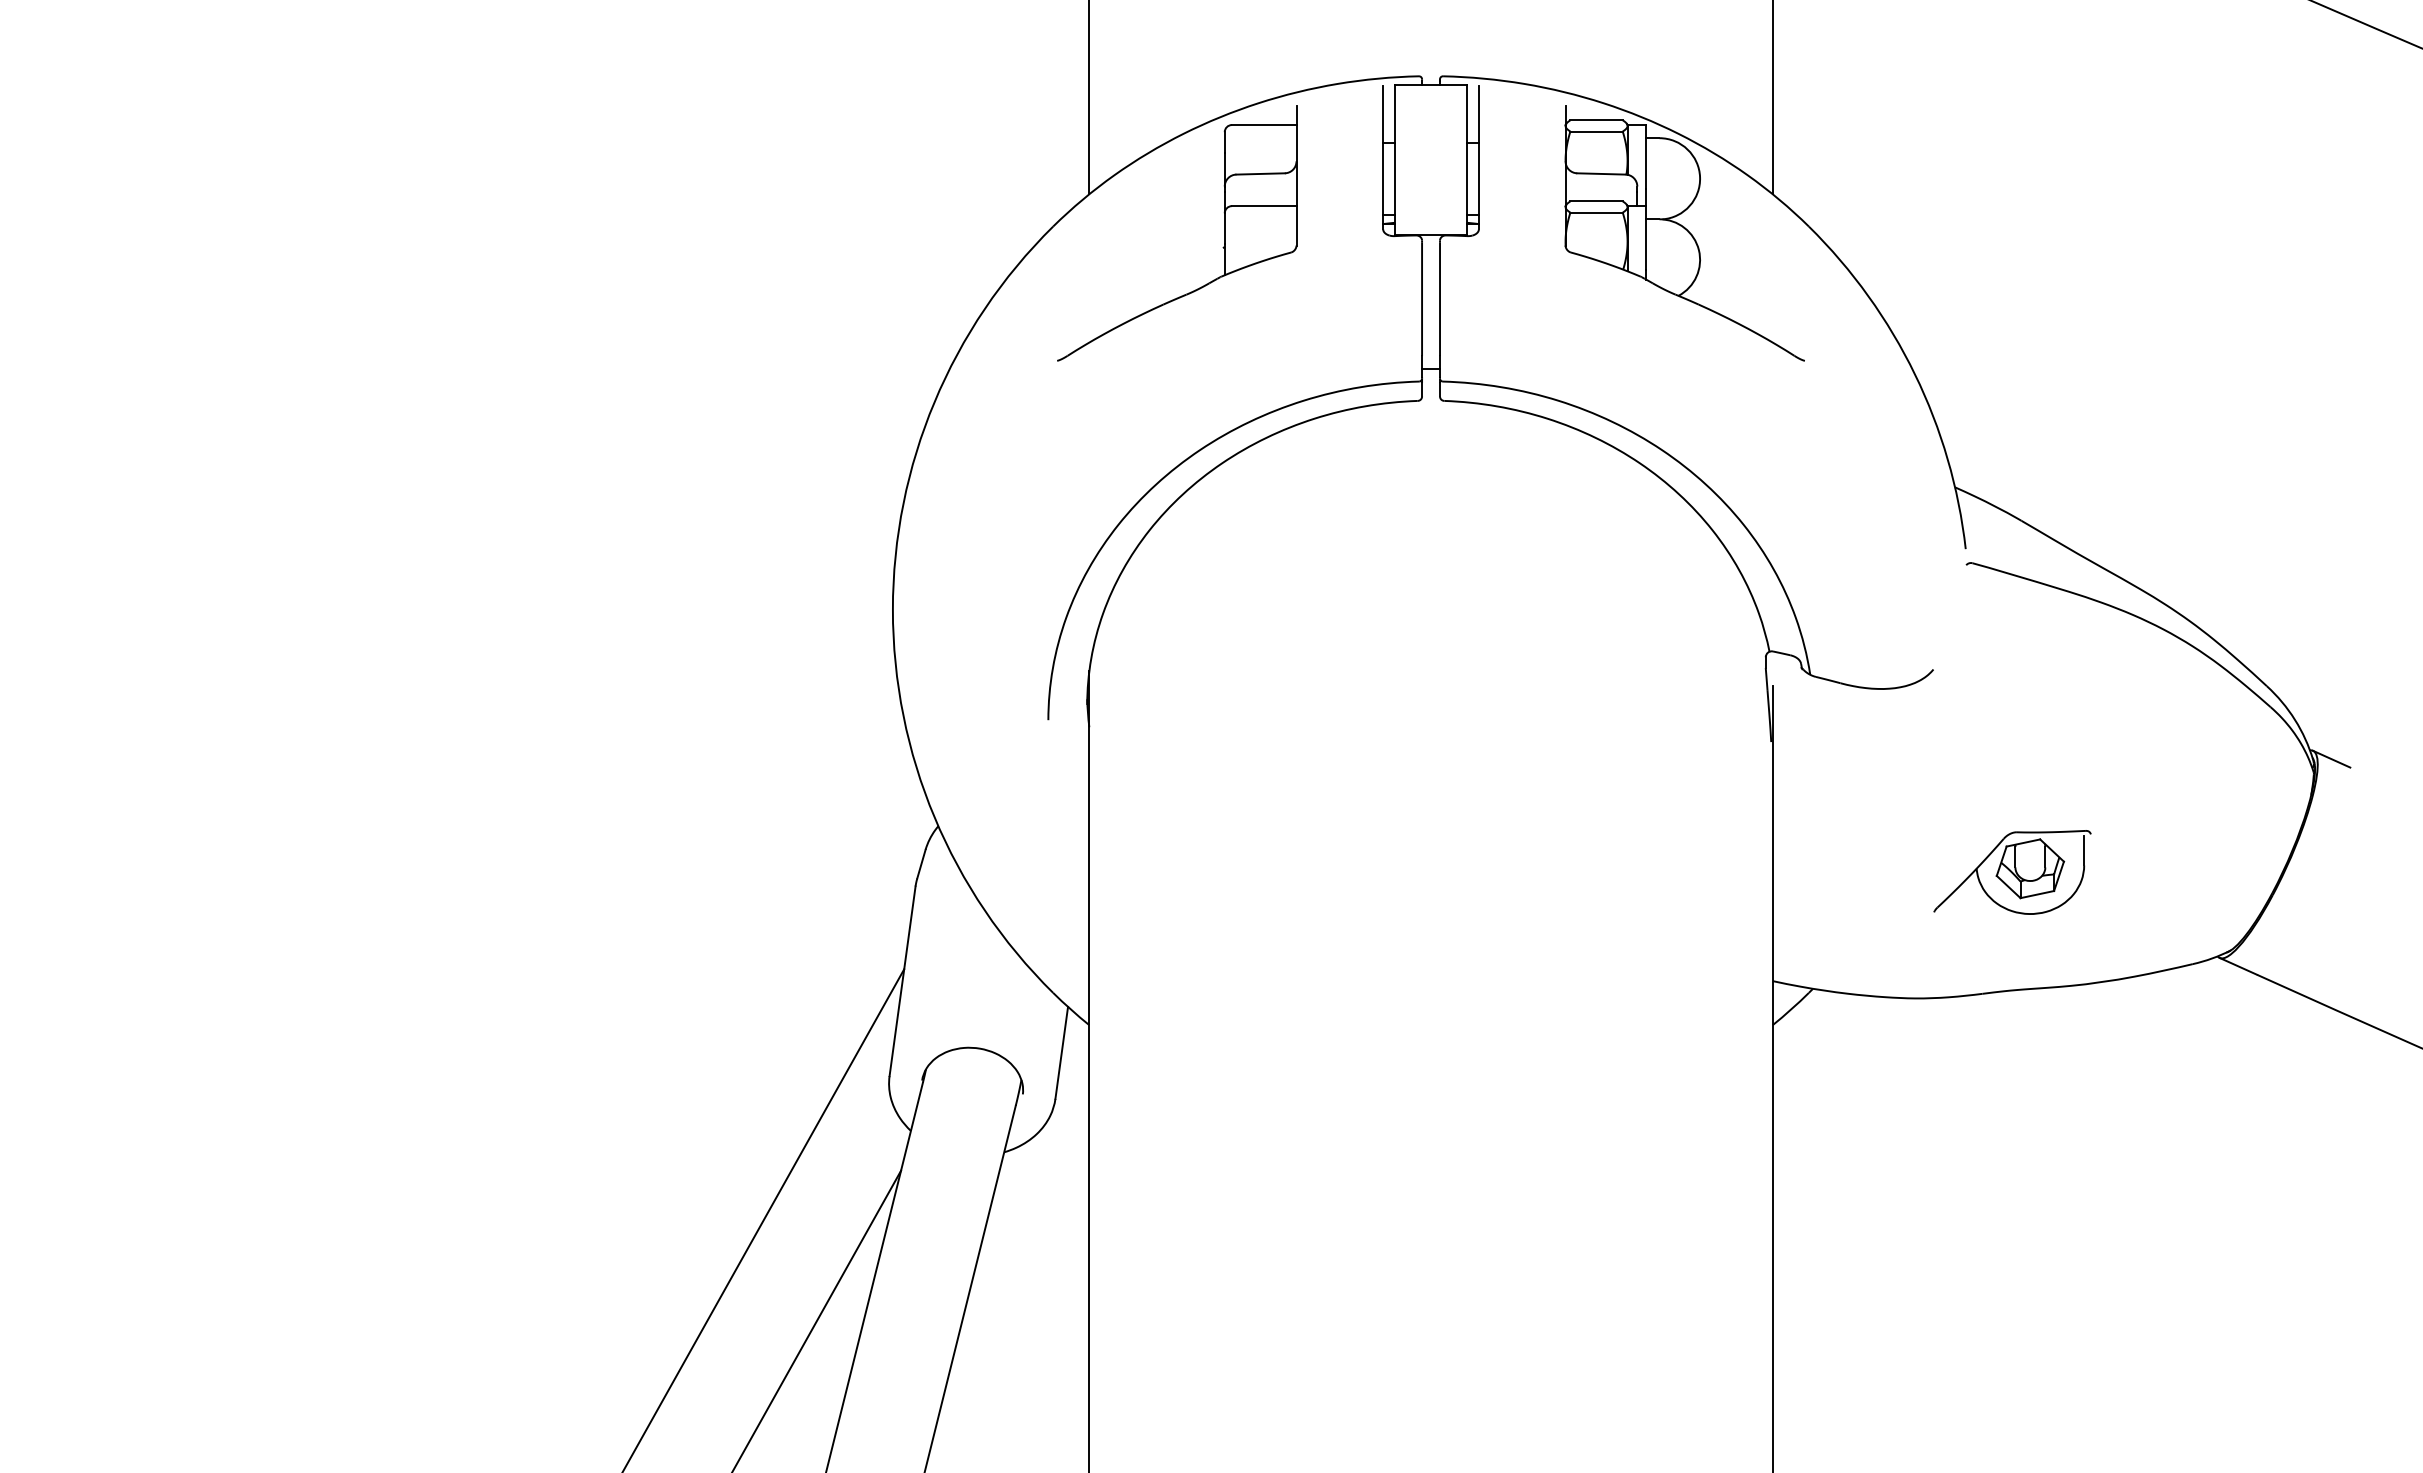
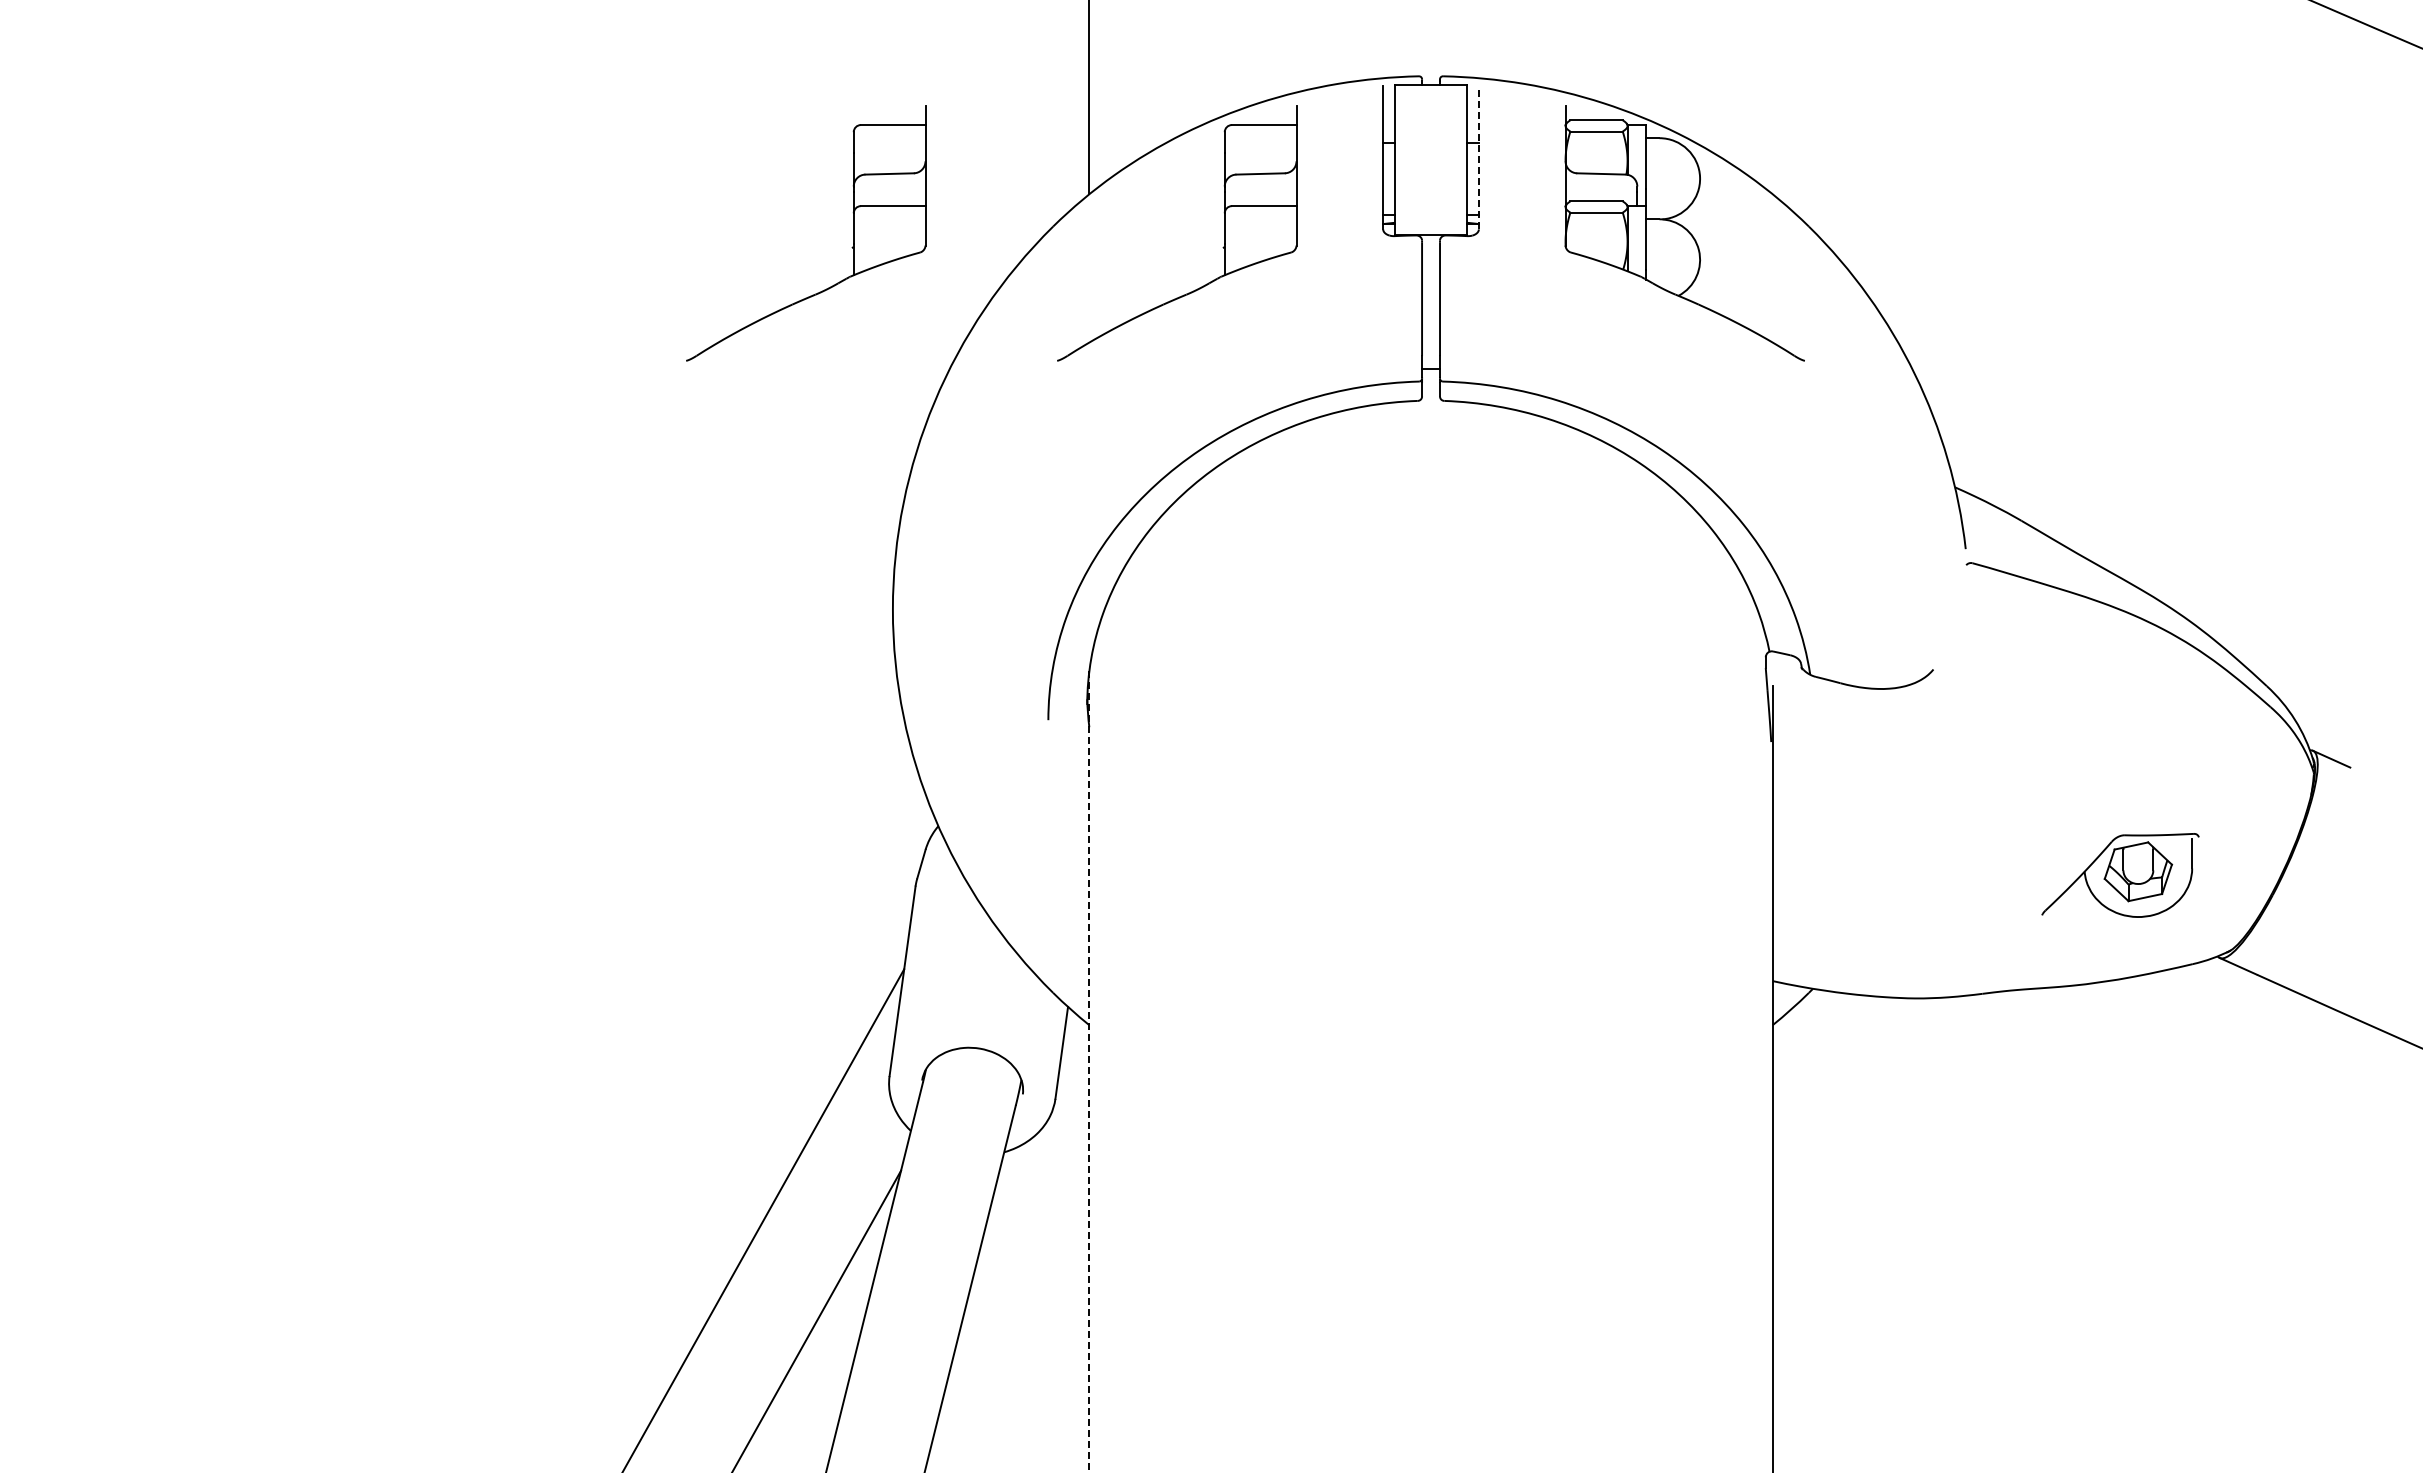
line: present -> none (1772, 98)
line: solid -> dashed (1478, 157)
part: none -> present (853, 233)
part position: (2012, 872) -> (2120, 875) (2120, 875)
line: solid -> dashed (1089, 1072)
